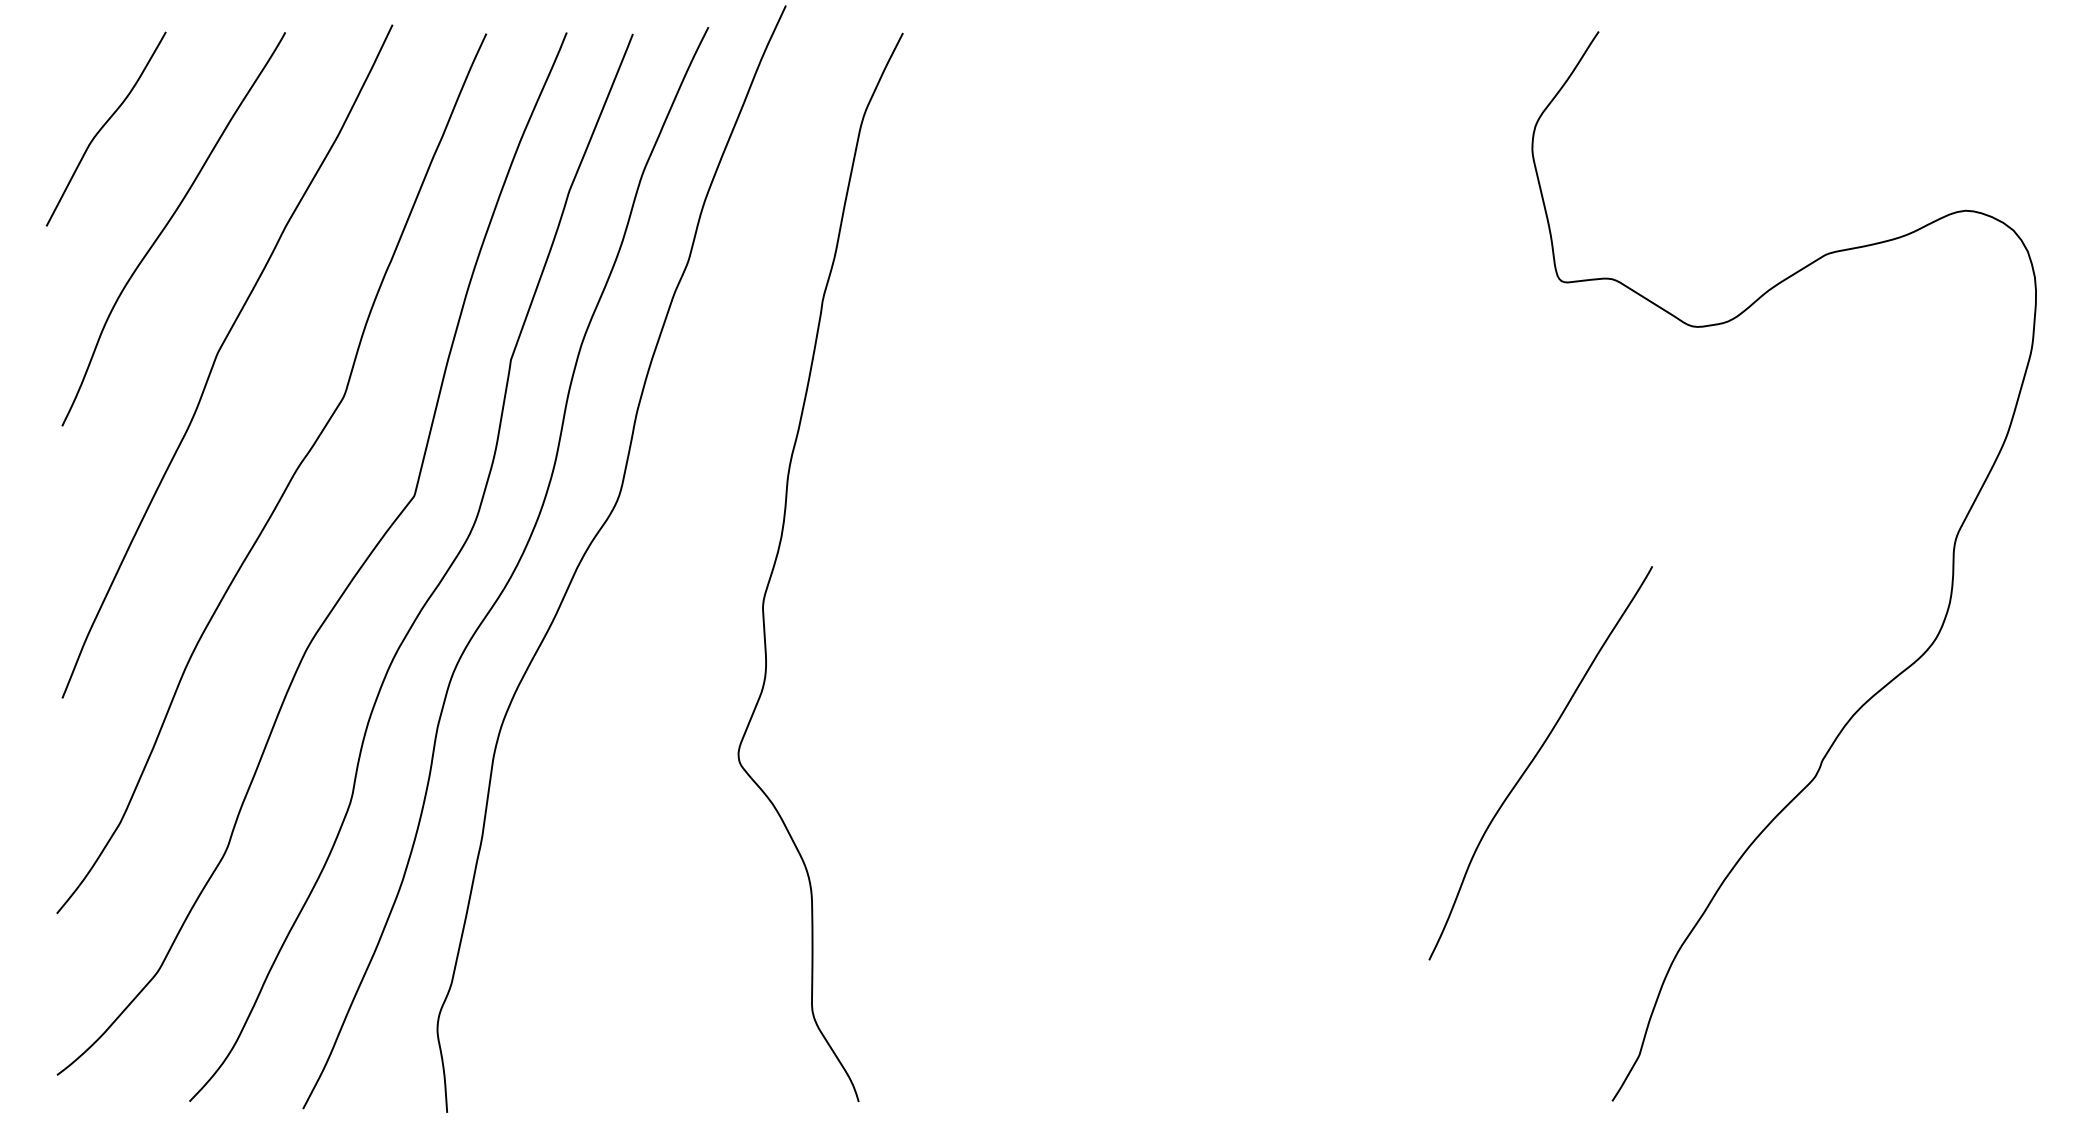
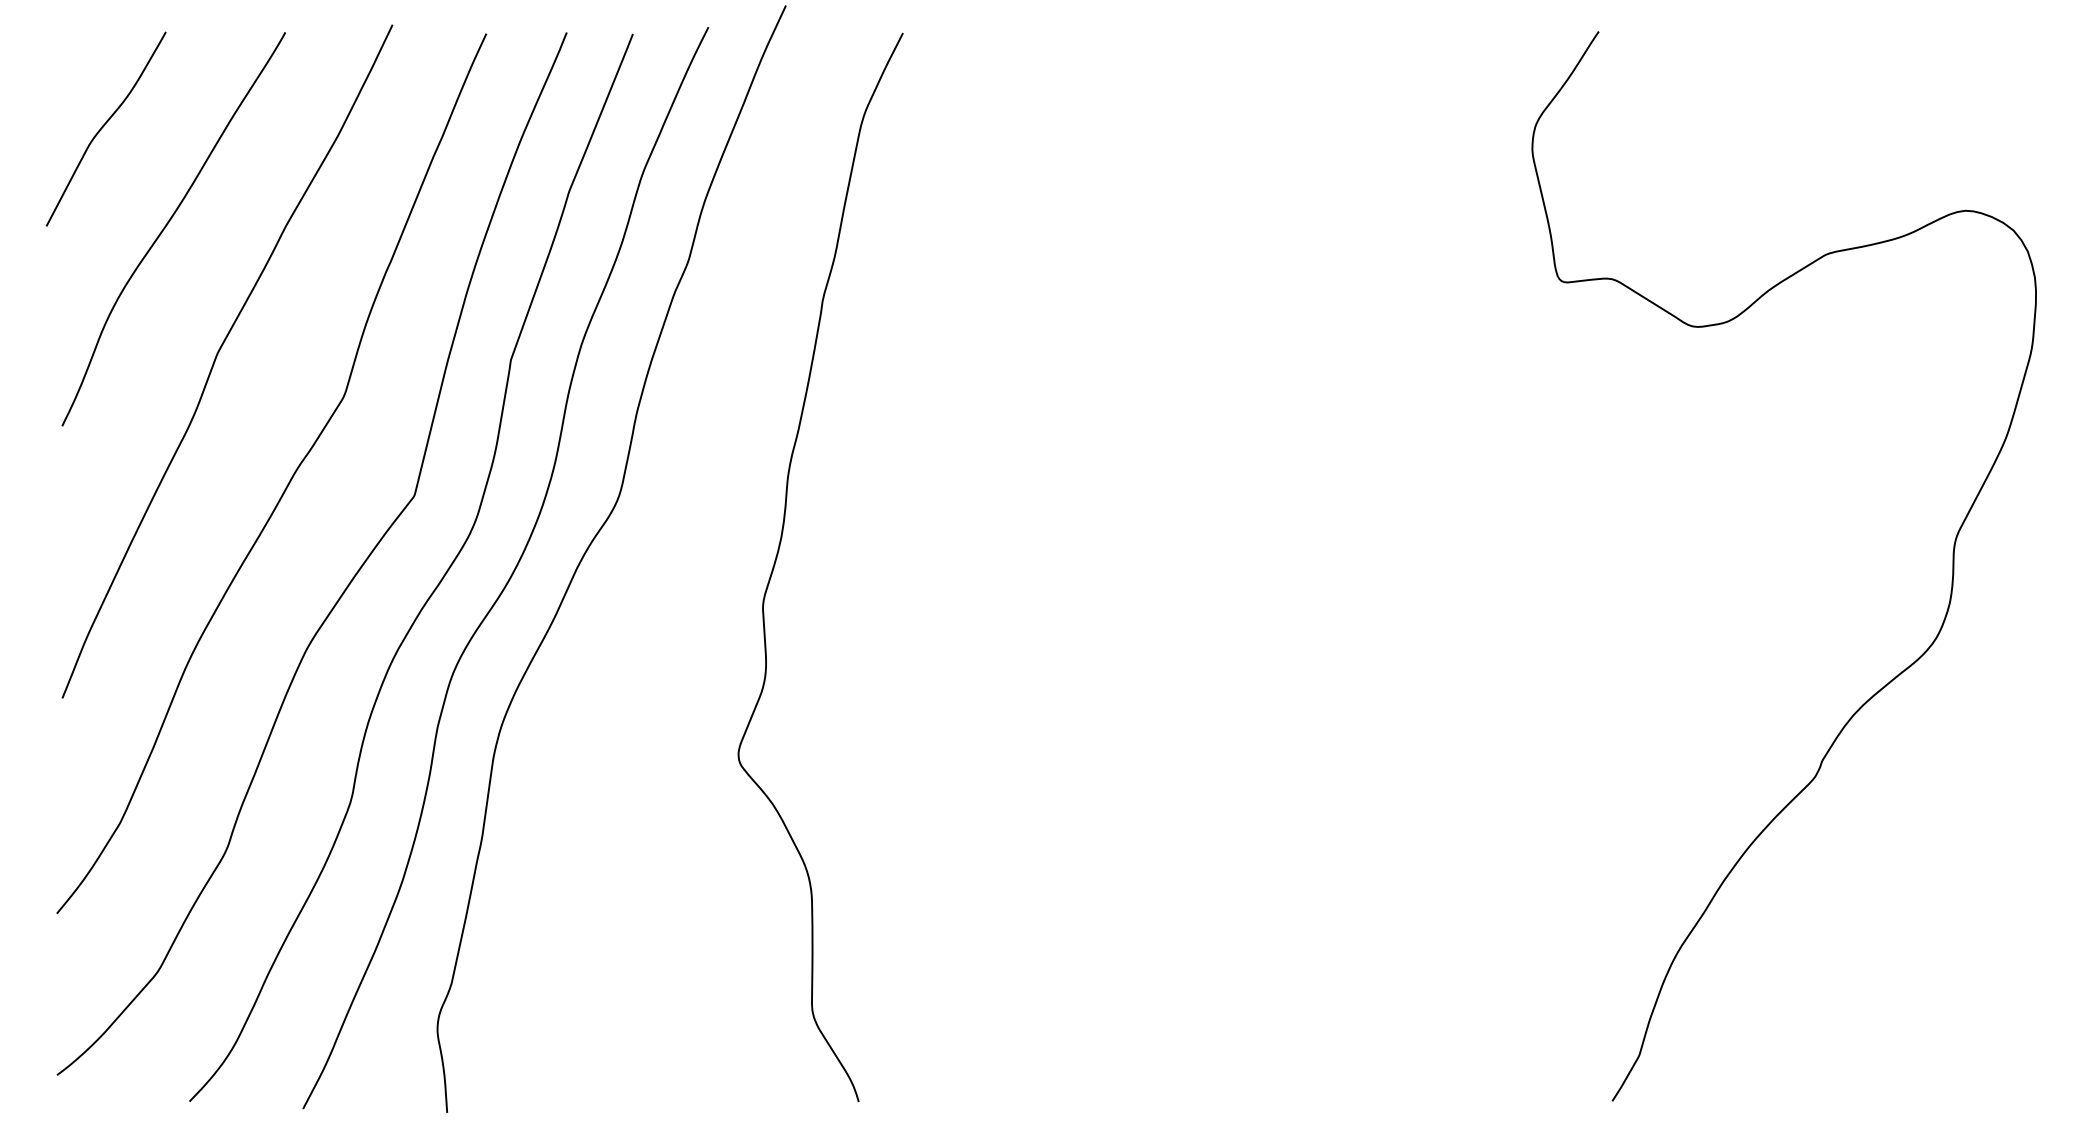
curve: present -> none (1535, 758)
